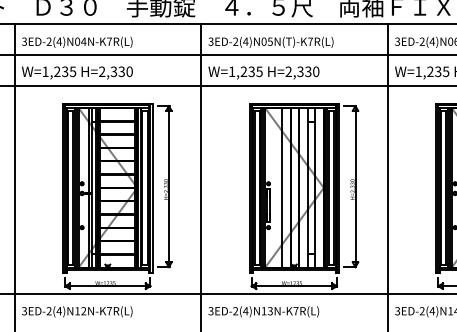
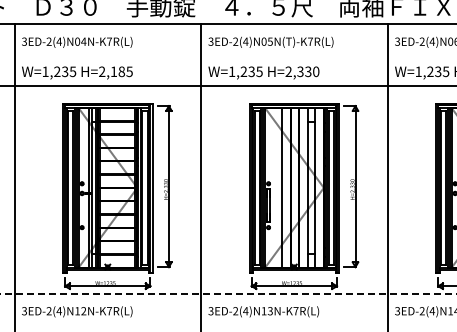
line: present -> none (227, 55)
text: H=2,330 -> H=2,185 (121, 71)
line: solid -> dashed (228, 293)
